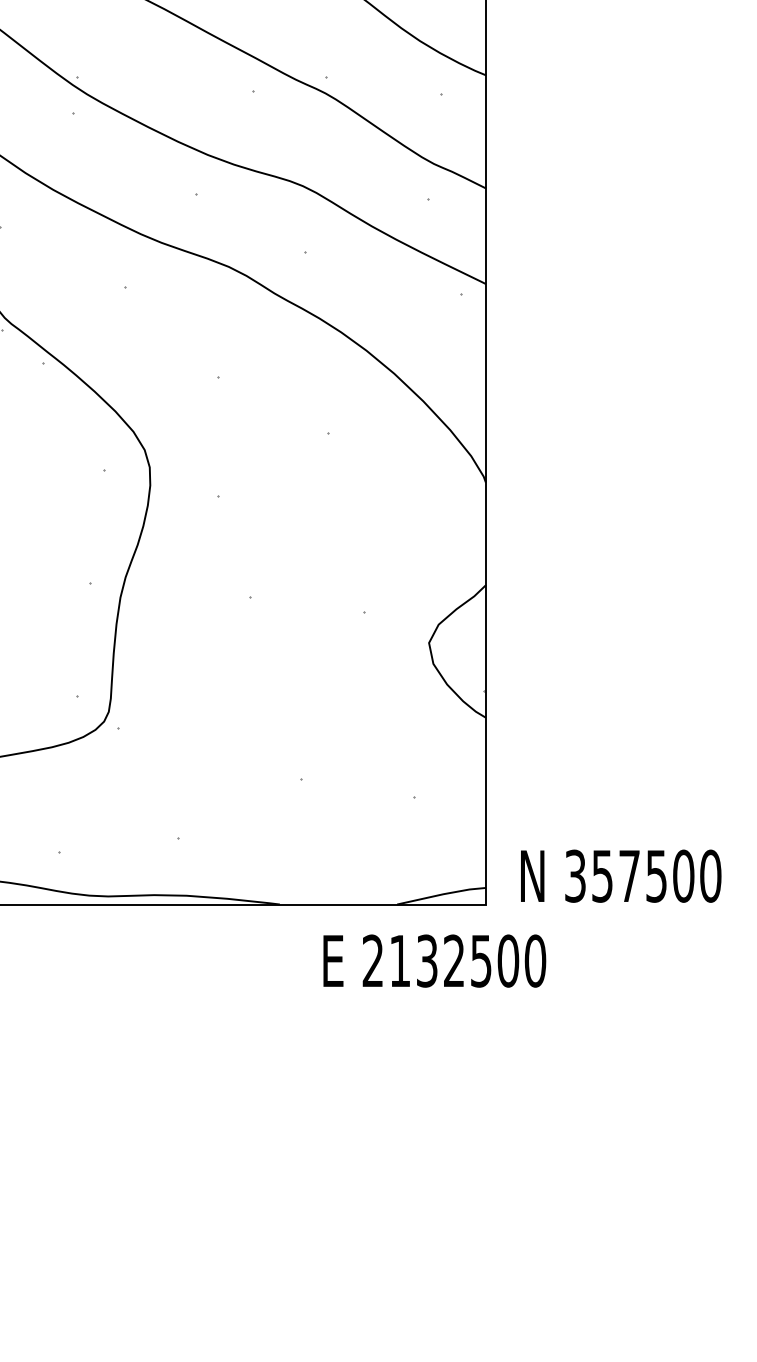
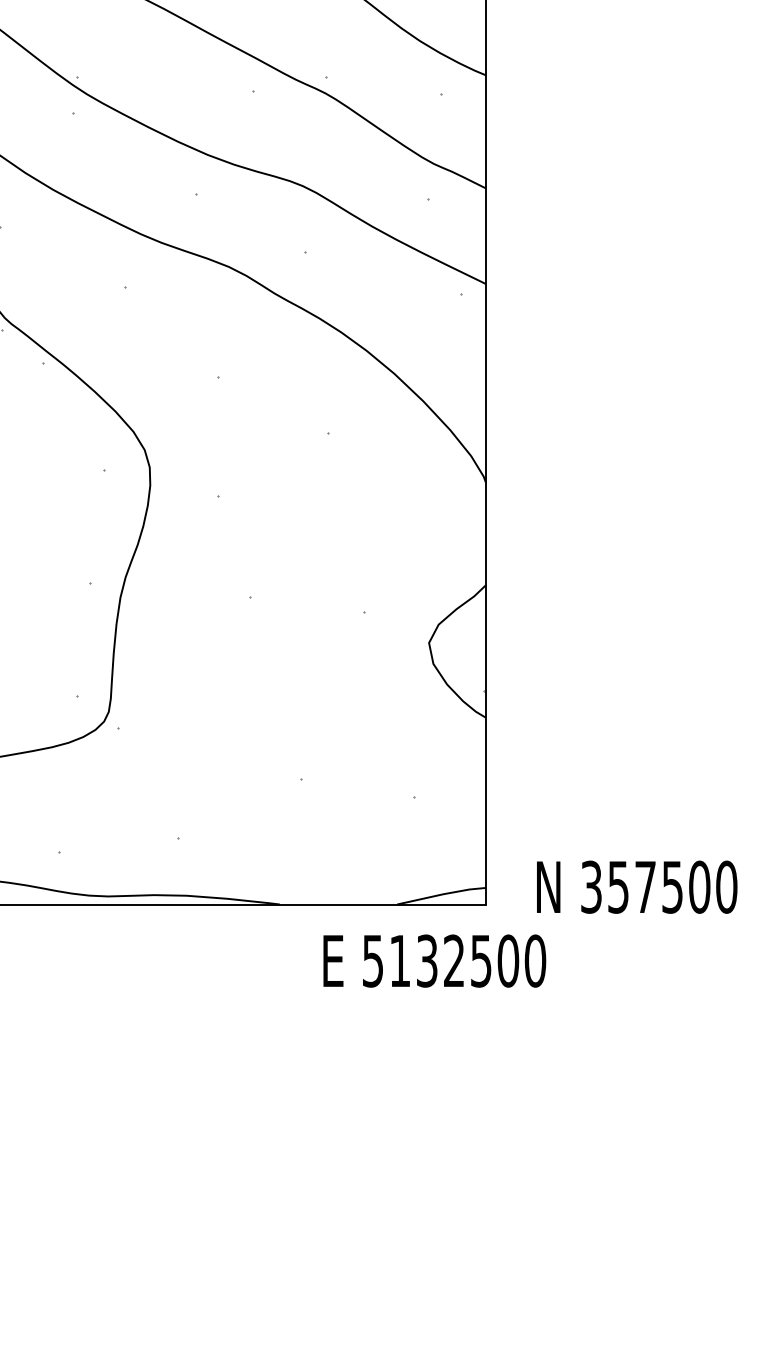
text position: (621, 875) -> (637, 886) (637, 886)
text: 2132500 -> 5132500 (372, 960)
